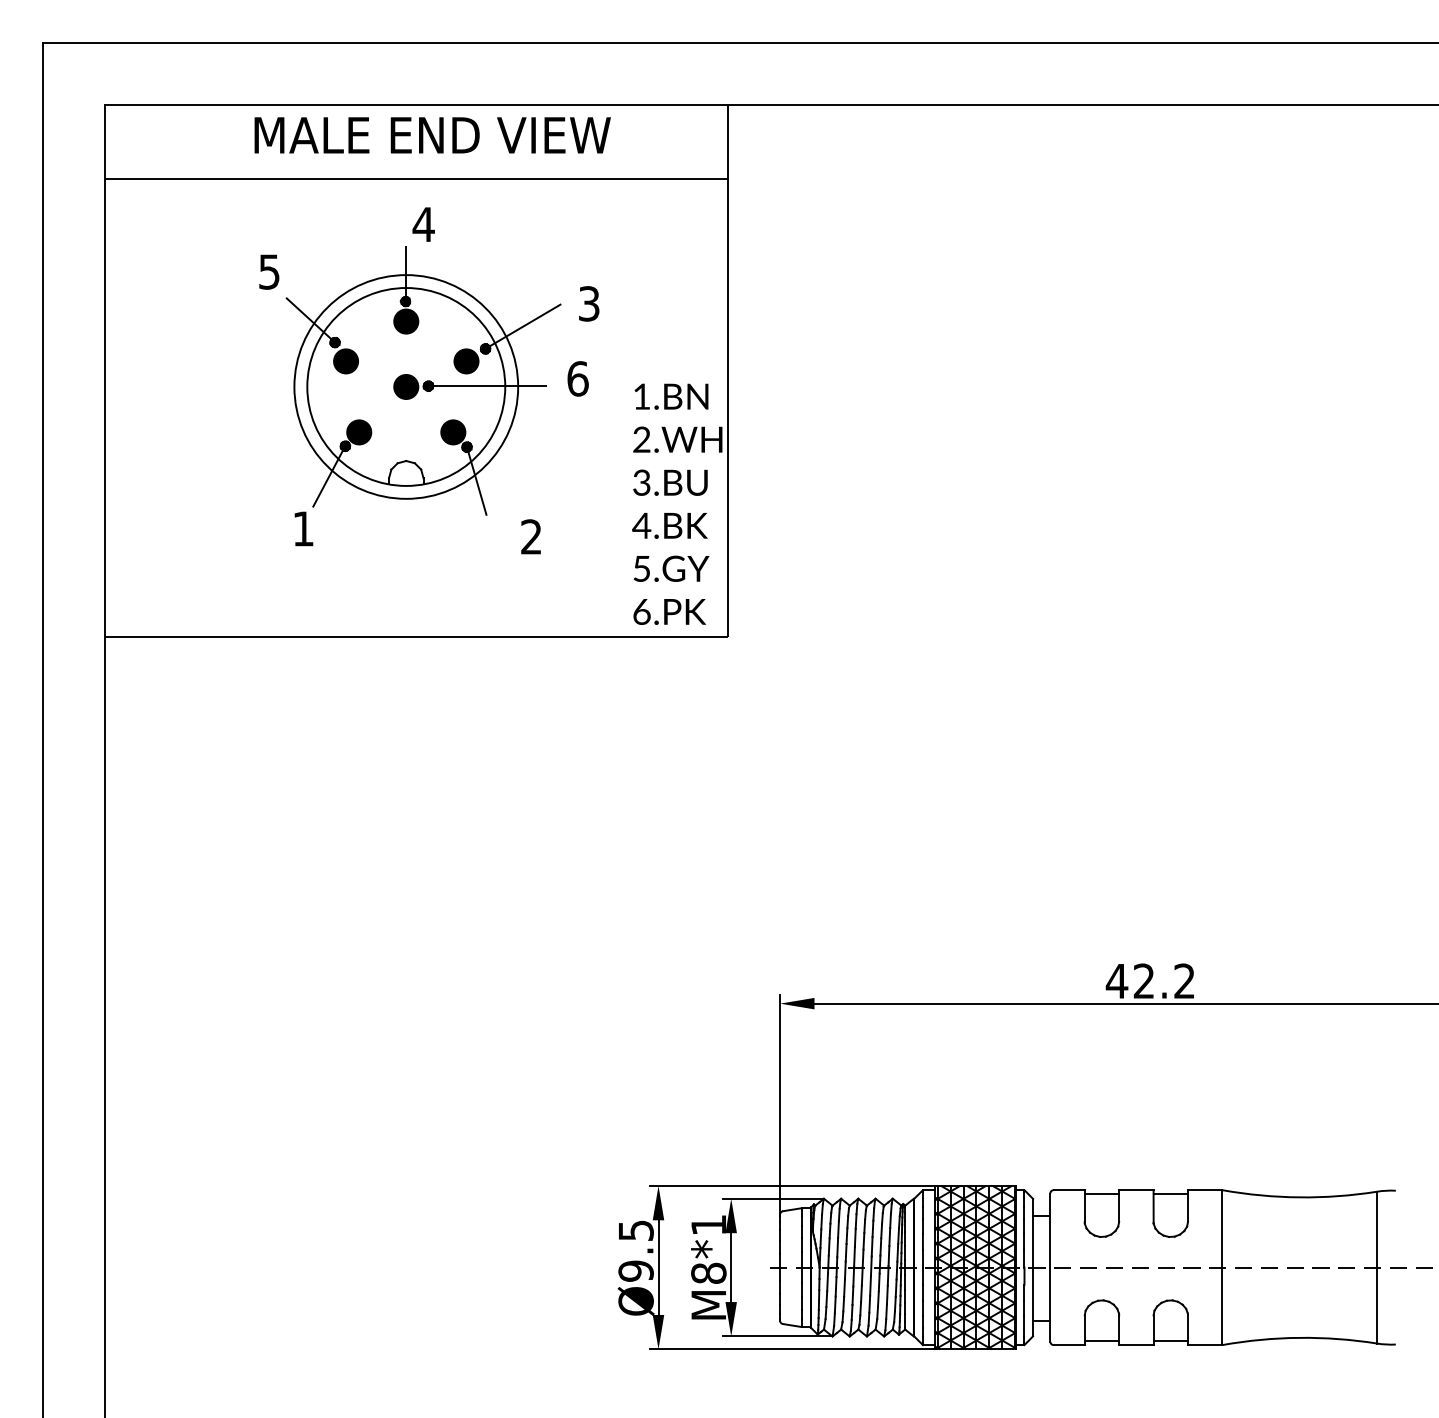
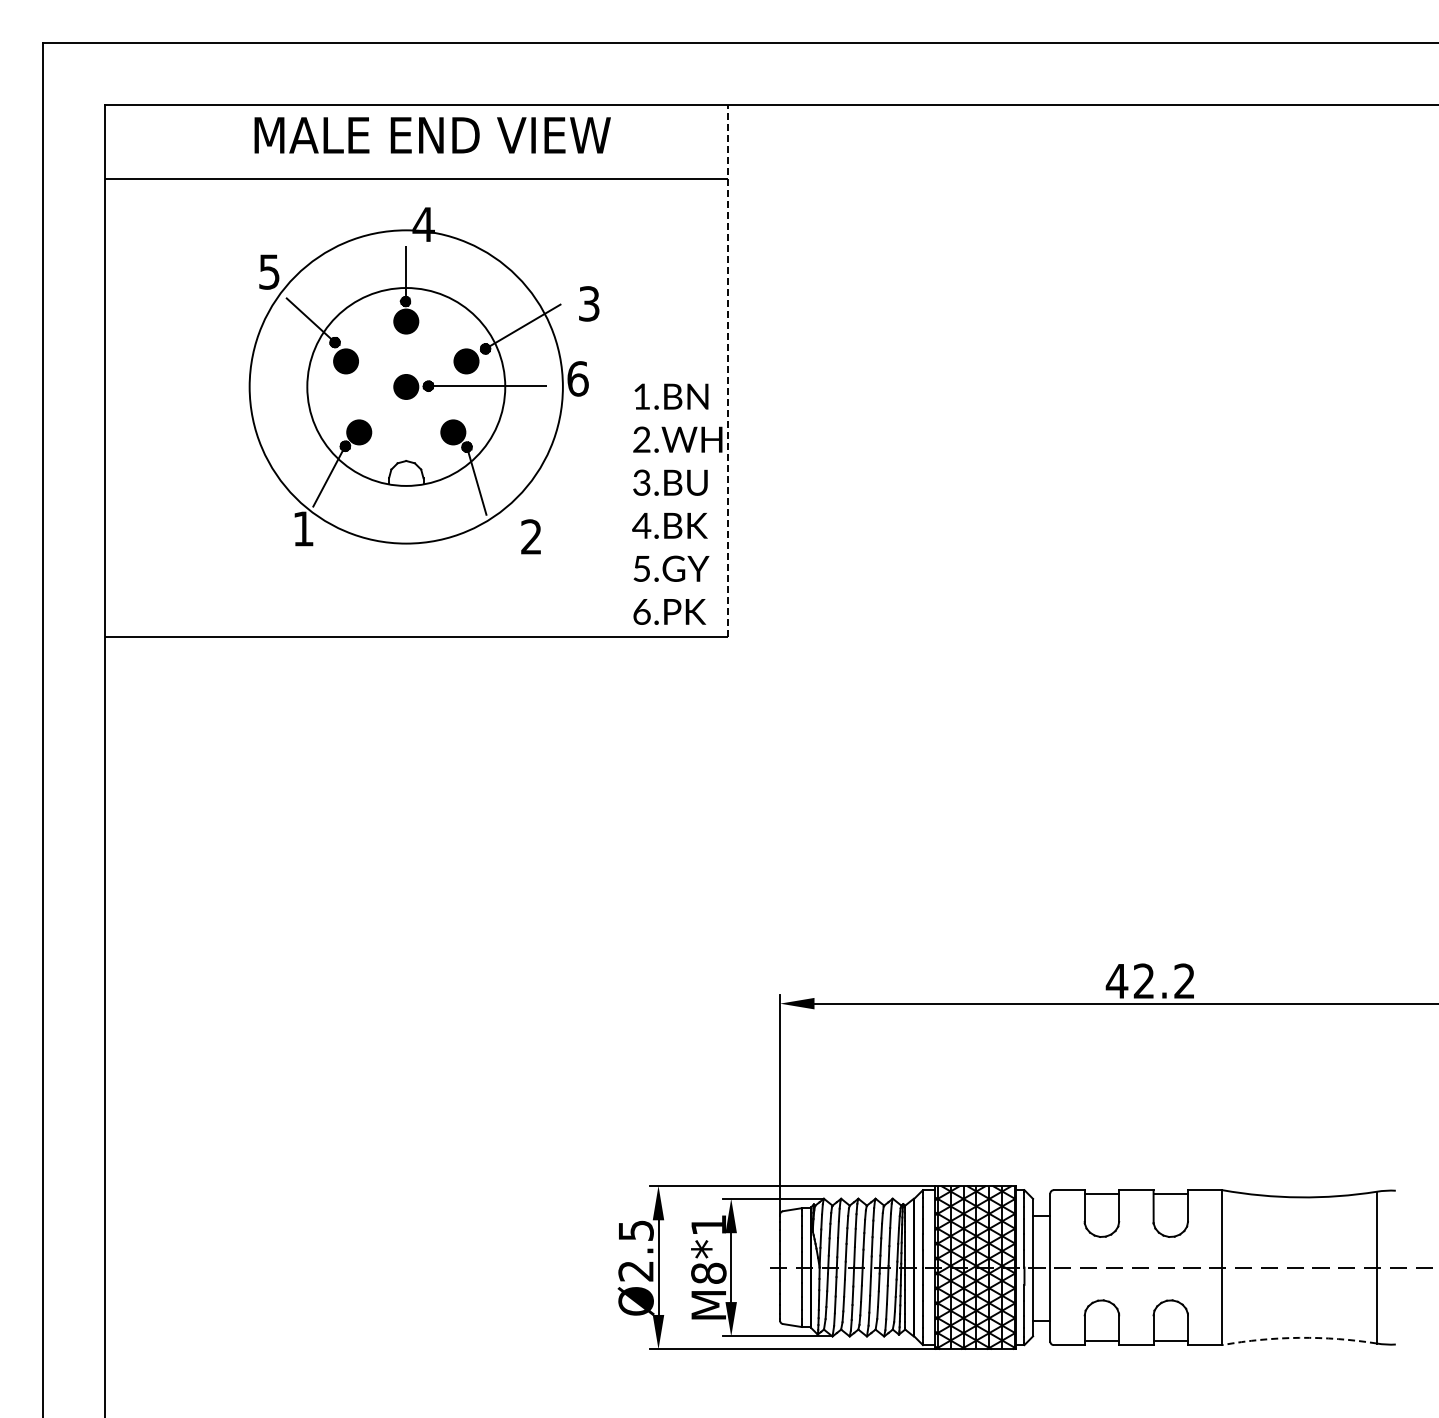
line: solid -> dashed (727, 370)
circle diameter: 224 px -> 313 px (405, 386)
text: Ø9.5 -> Ø2.5 (635, 1270)
arc: solid -> dashed (1299, 1337)
